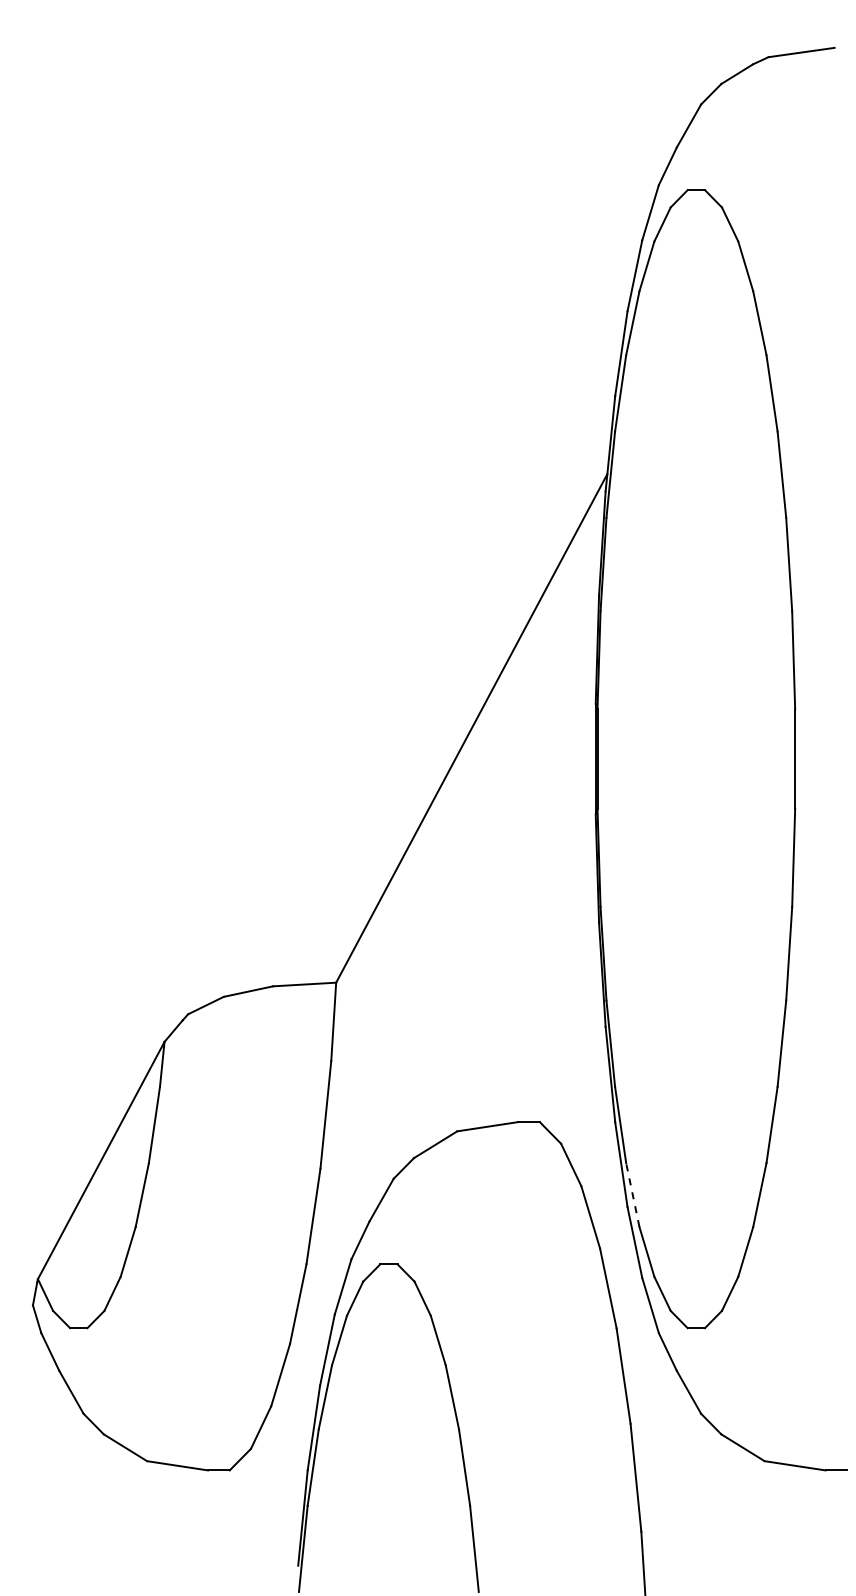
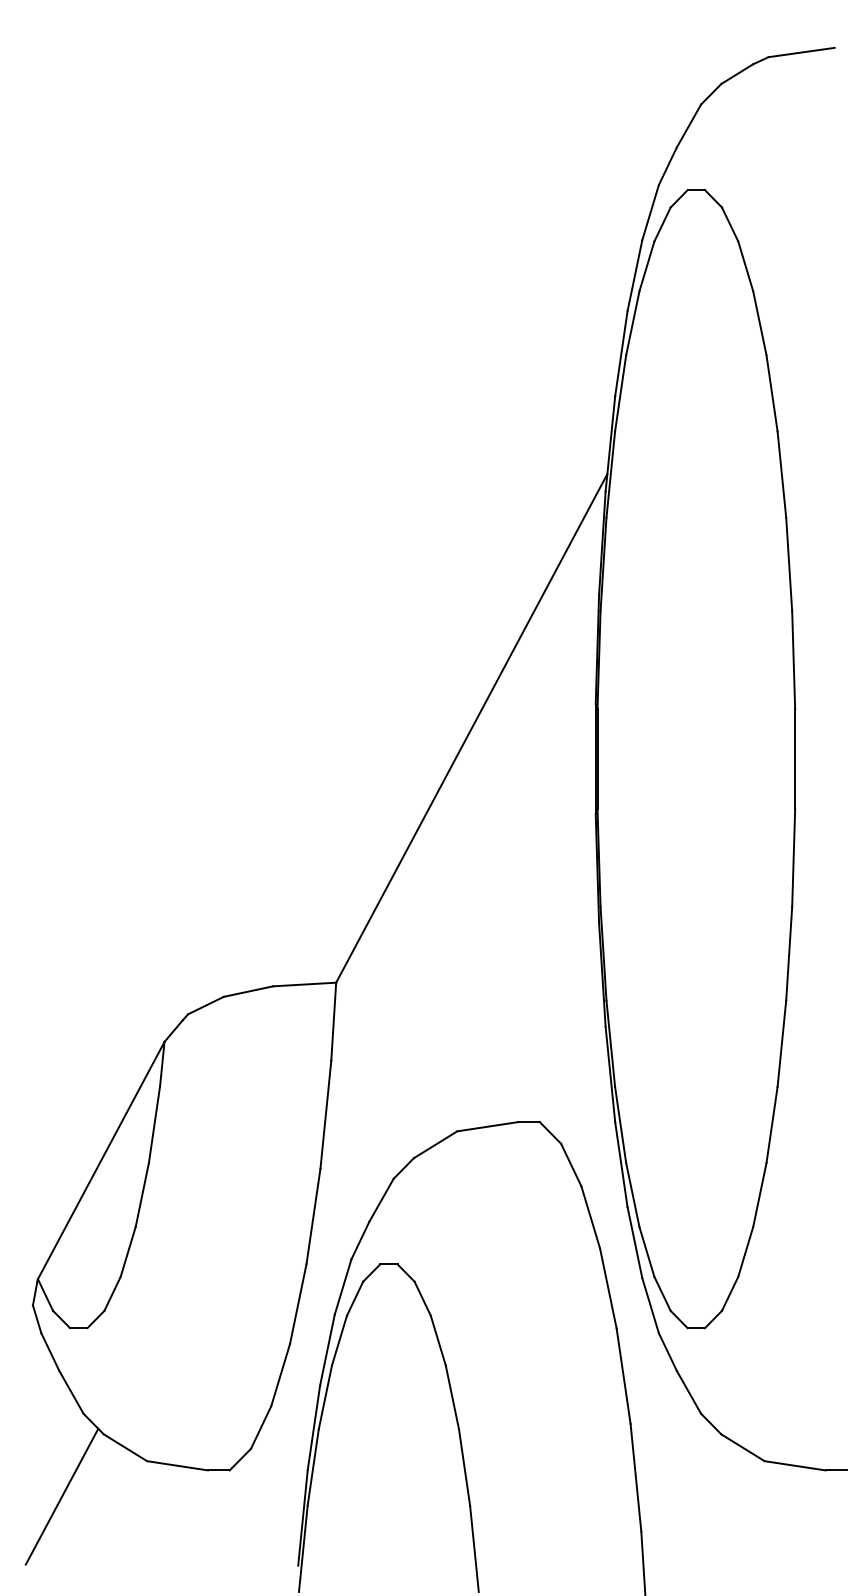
line: dashed -> solid (632, 1195)
line: none -> present (61, 1496)
